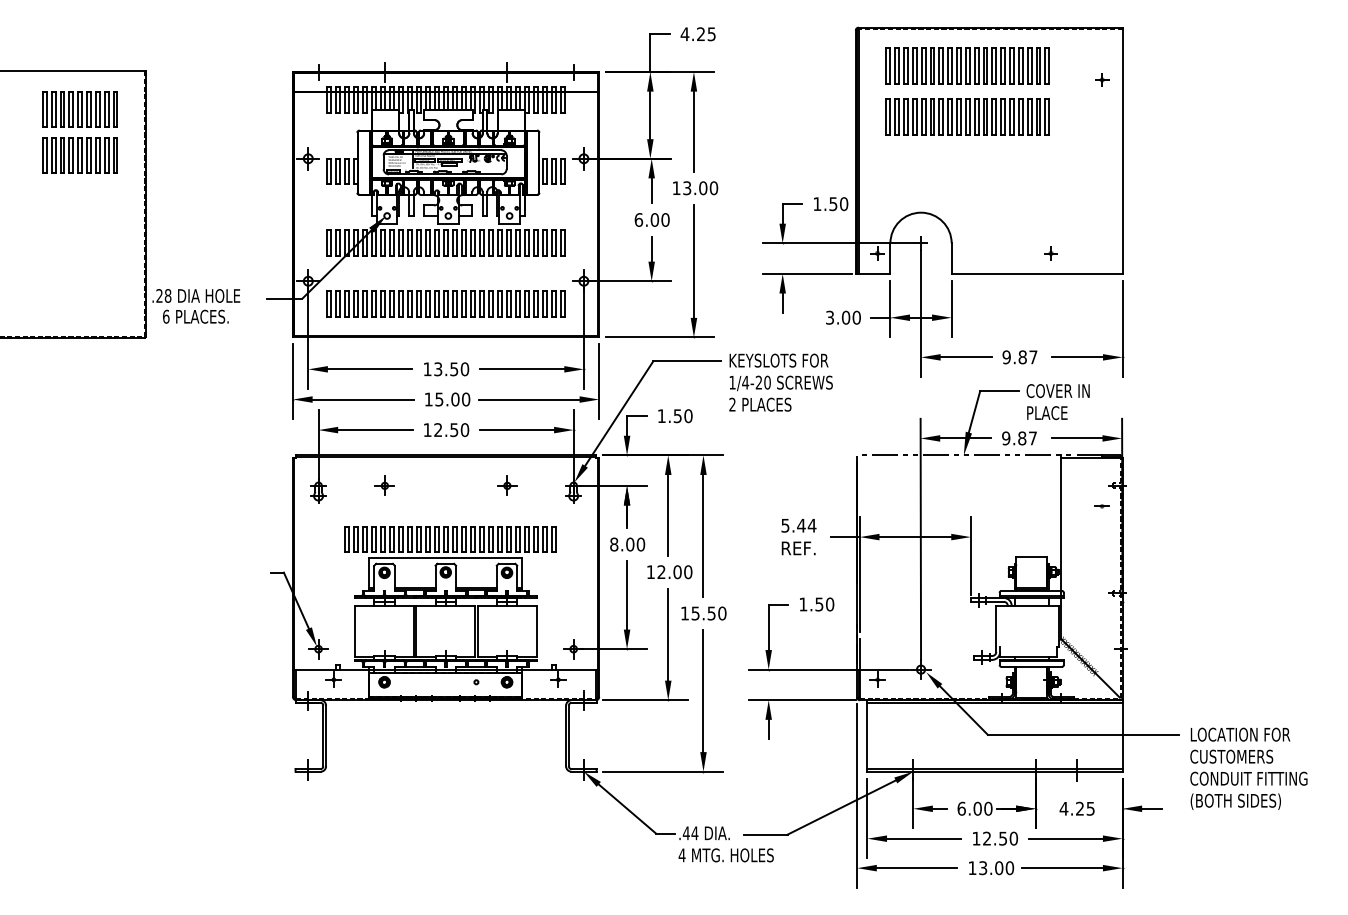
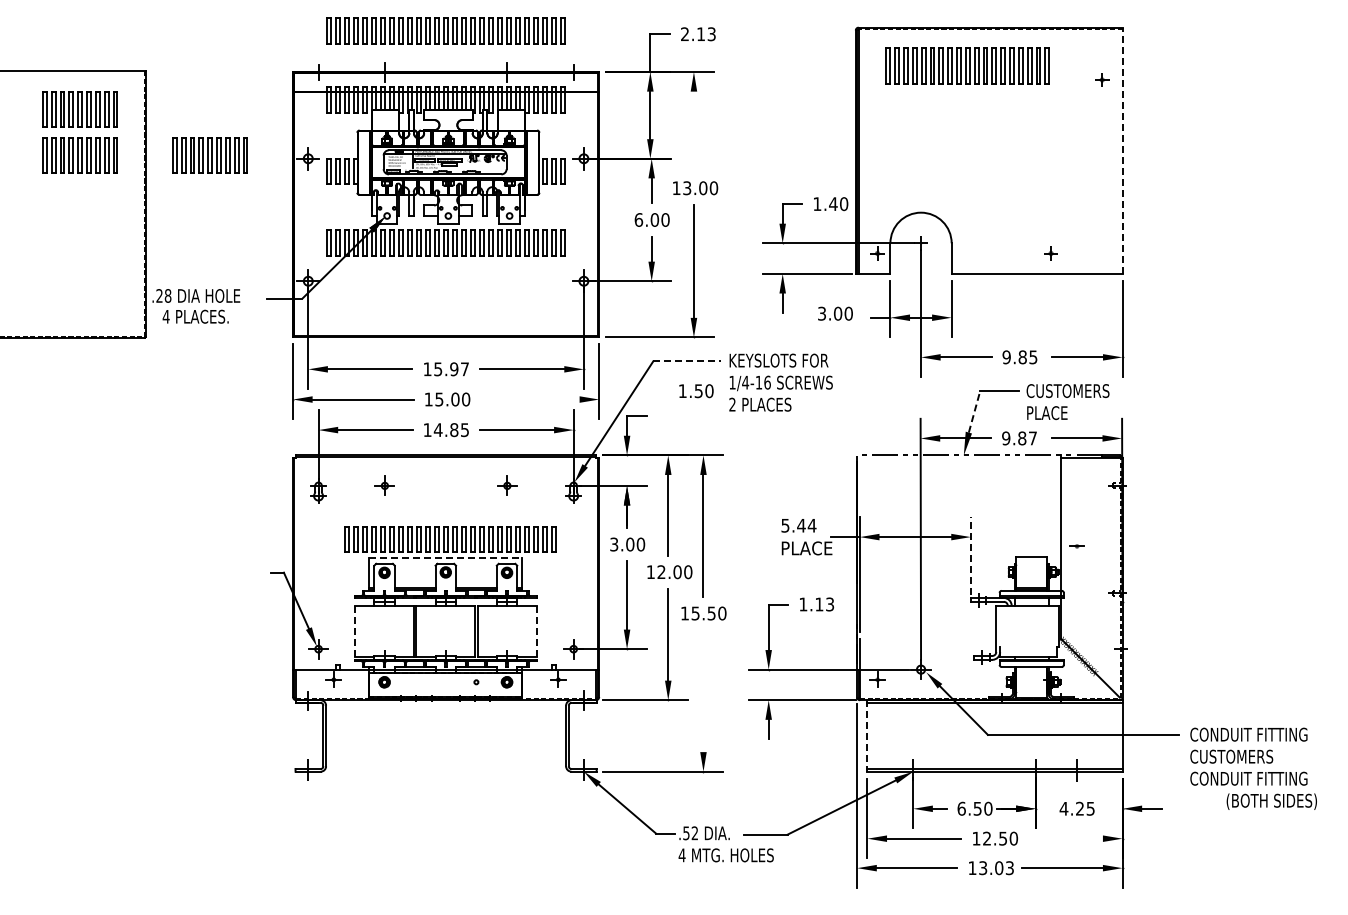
text: 4.25 -> 2.13 (697, 33)
part: present -> none (967, 116)
line: present -> none (693, 131)
line: solid -> dashed (1122, 150)
part: none -> present (209, 155)
text: 1.50 -> 1.40 (833, 204)
part position: (445, 303) -> (445, 30) (445, 30)
text: 6 -> 4 (165, 316)
text position: (843, 317) -> (835, 313) (835, 313)
text: 9.87 -> 9.85 (1033, 357)
line: solid -> dashed (687, 361)
text: 13.50 -> 15.97 (451, 369)
text: 1/4-20 -> 1/4-16 (762, 382)
text: COVER IN -> CUSTOMERS (1072, 391)
line: present -> none (528, 399)
line: solid -> dashed (974, 411)
text position: (675, 416) -> (696, 391) (696, 391)
text: 12.50 -> 14.85 (451, 430)
part position: (1101, 506) -> (1076, 546) (1076, 546)
text: 8.00 -> 3.00 (614, 544)
text: REF. -> PLACE (807, 548)
line: solid -> dashed (970, 556)
line: solid -> dashed (445, 557)
text: 1.50 -> 1.13 (824, 604)
line: solid -> dashed (355, 631)
line: solid -> dashed (536, 631)
line: present -> none (703, 691)
text: LOCATION FOR -> CONDUIT FITTING (1248, 734)
line: solid -> dashed (867, 735)
text position: (1235, 801) -> (1271, 801) (1271, 801)
text: 6.00 -> 6.50 (977, 808)
text: .44 -> .52 (690, 833)
line: present -> none (1065, 838)
text: 13.00 -> 13.03 (1009, 868)
